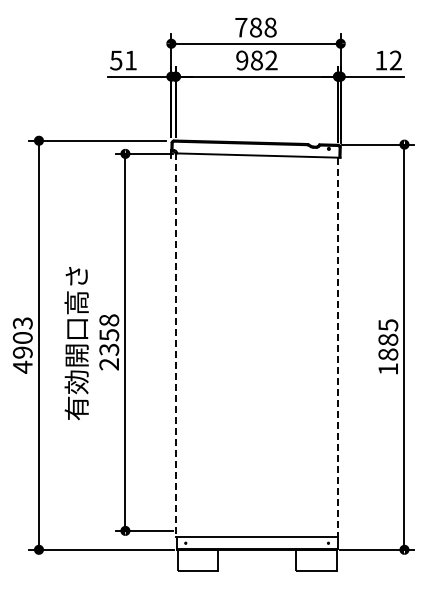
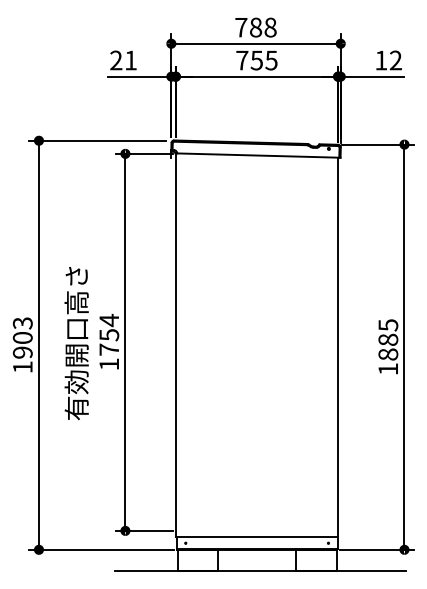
text: 51 -> 21 (116, 60)
text: 982 -> 755 (256, 60)
text: 2358 -> 1754 (109, 342)
line: dashed -> solid (175, 345)
line: dashed -> solid (338, 347)
text: 4903 -> 1903 (22, 366)
line: none -> present (260, 571)
